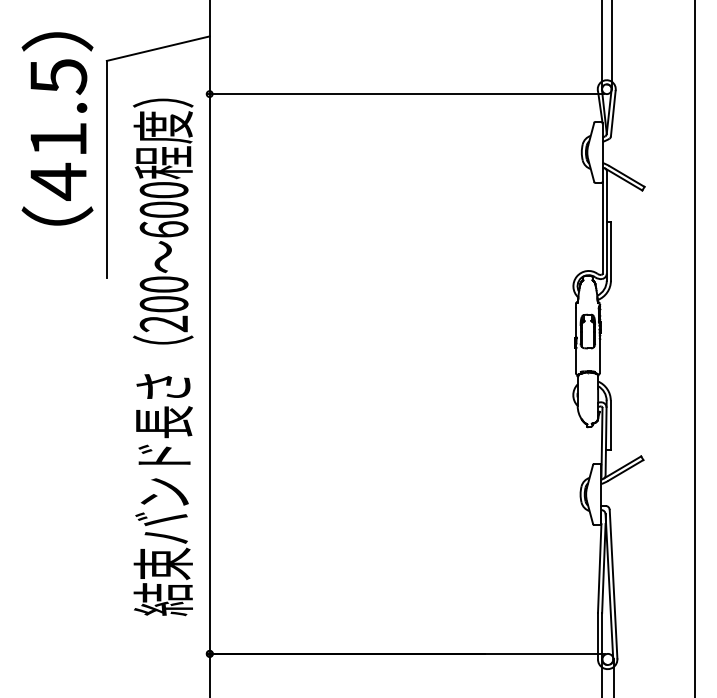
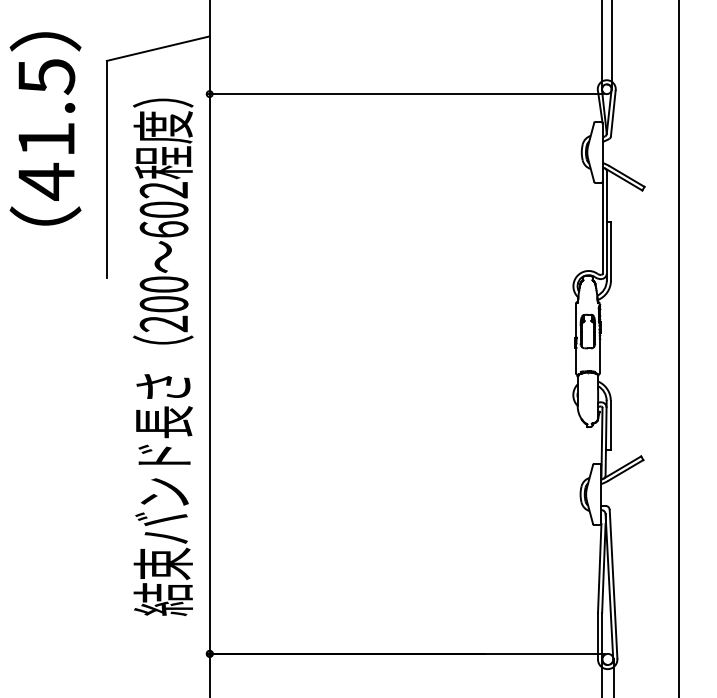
text position: (57, 128) -> (45, 128) (45, 128)
text: 600 -> 602 (163, 190)
line position: (695, 348) -> (679, 348) (679, 348)
